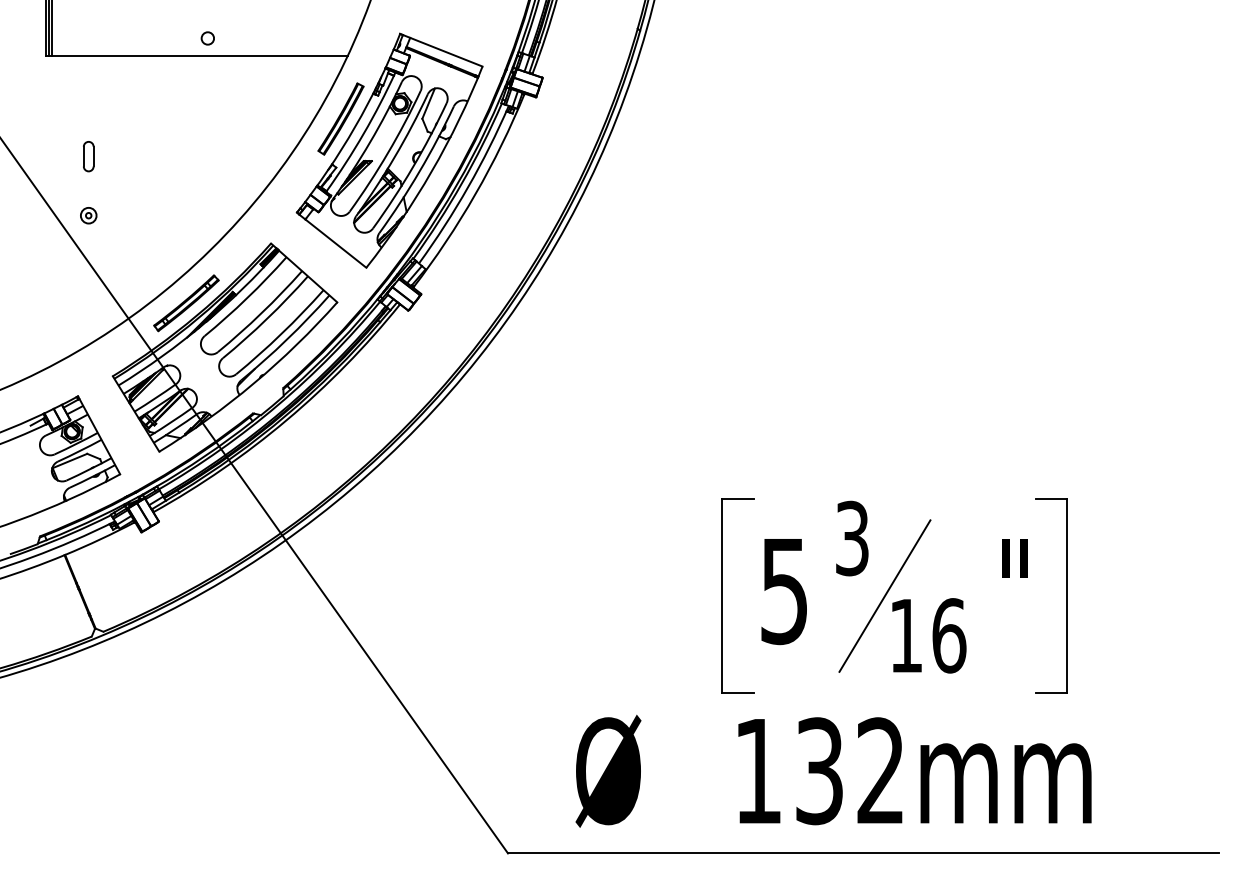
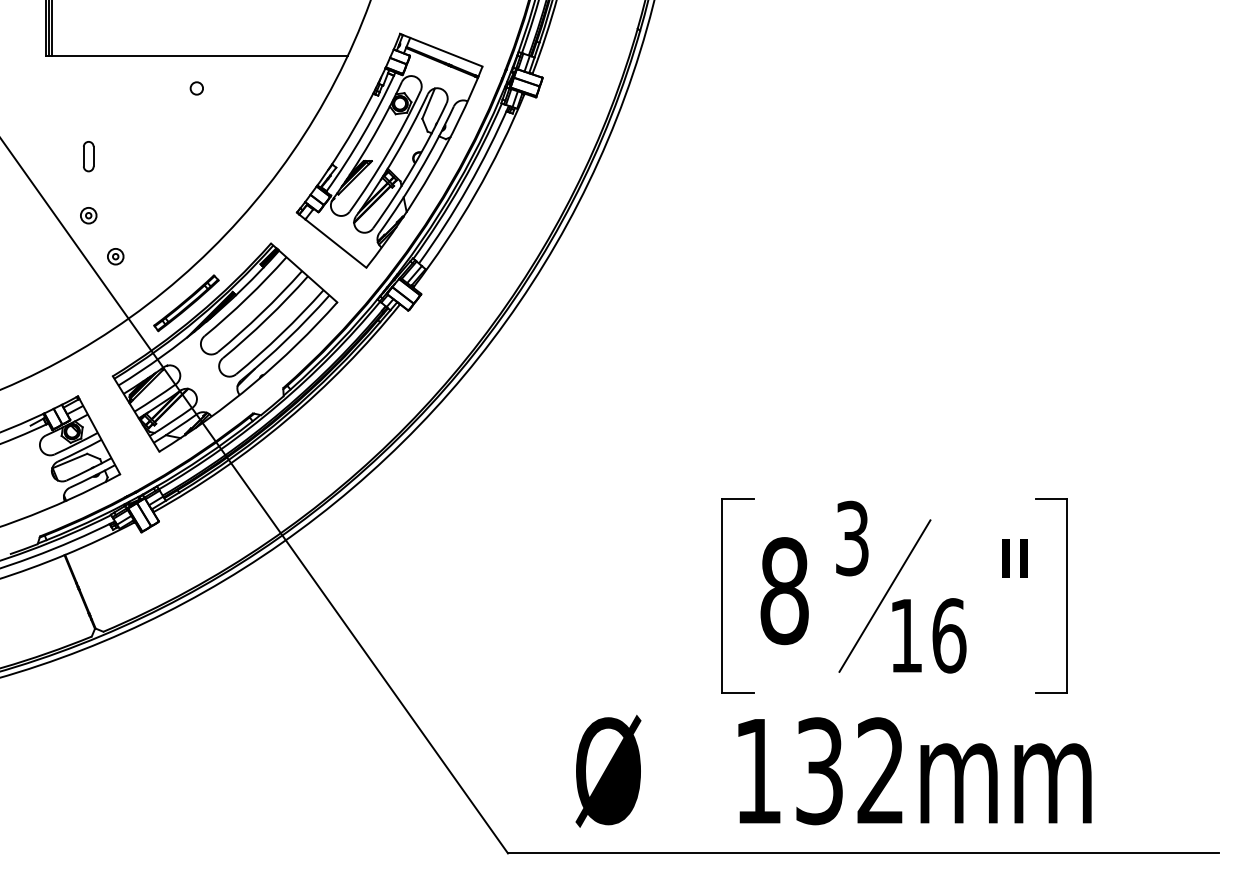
circle position: (207, 38) -> (196, 88) (196, 88)
part: present -> none (340, 118)
part: none -> present (115, 256)
text: 5 -> 8 (784, 591)
